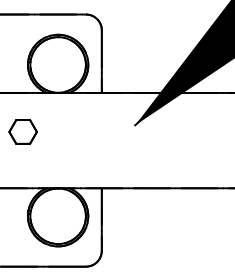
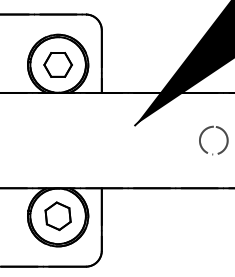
part position: (22, 131) -> (57, 64) (57, 64)
part: none -> present (203, 133)
part: none -> present (57, 216)
